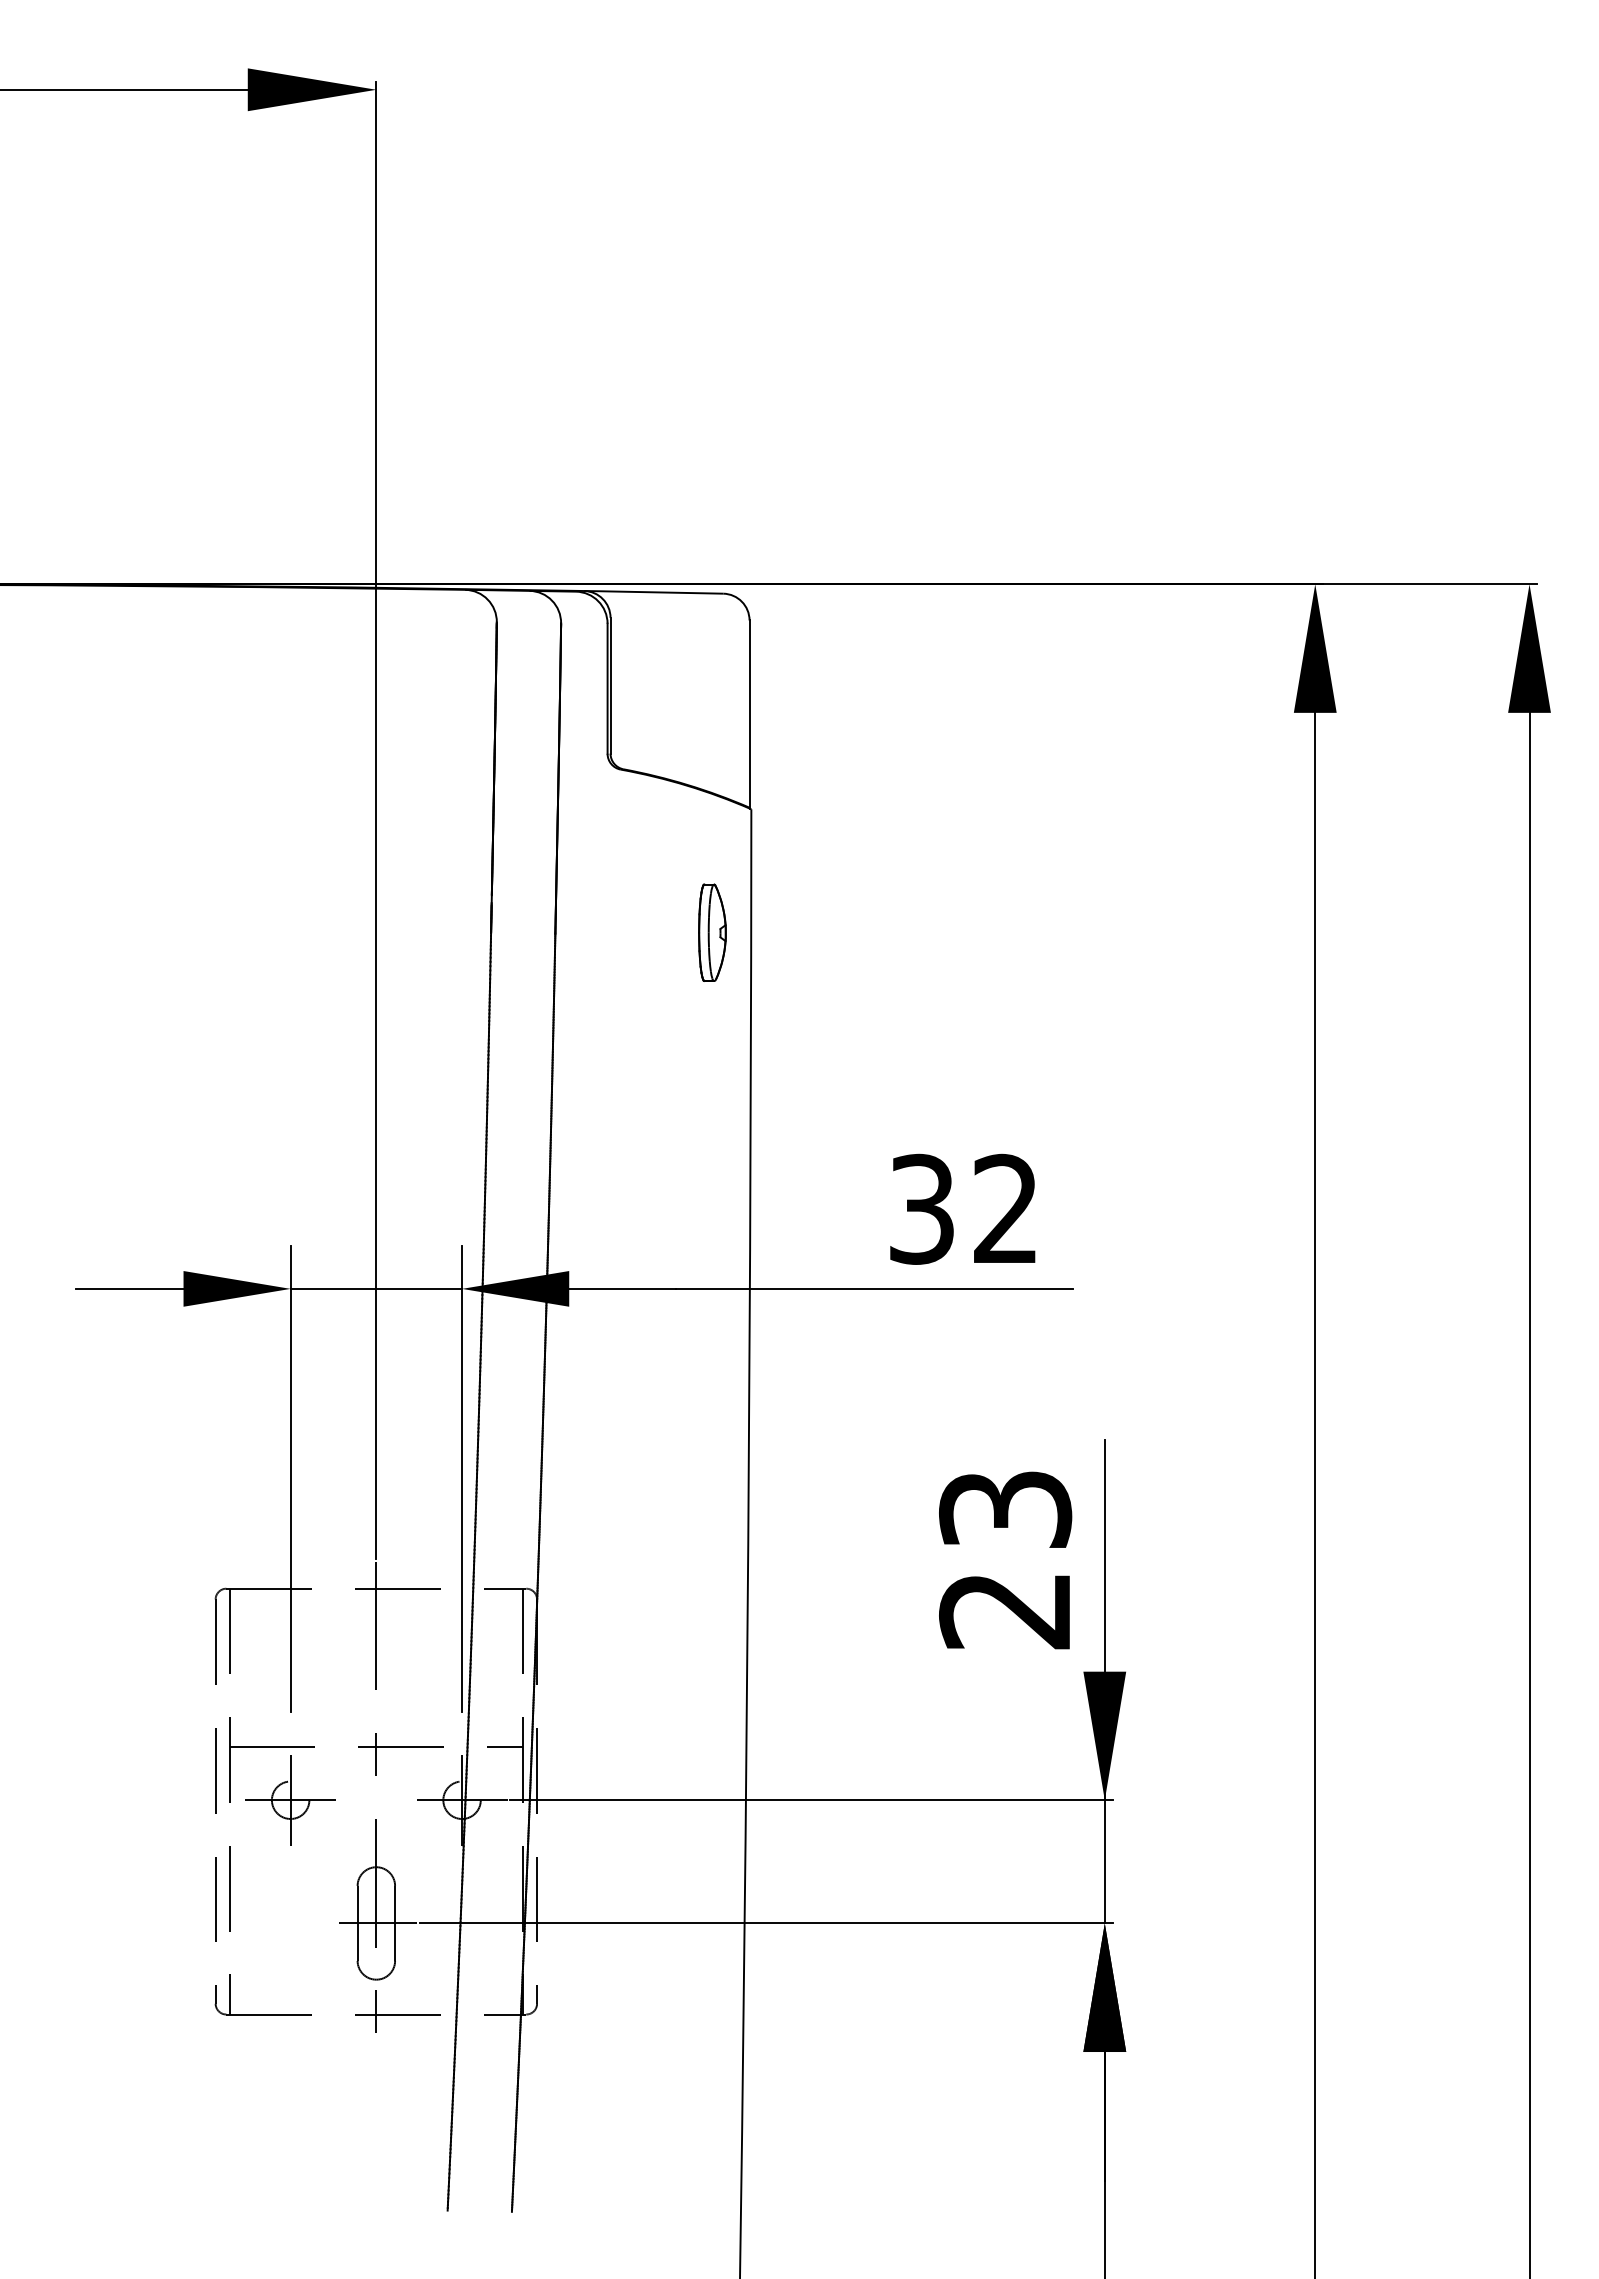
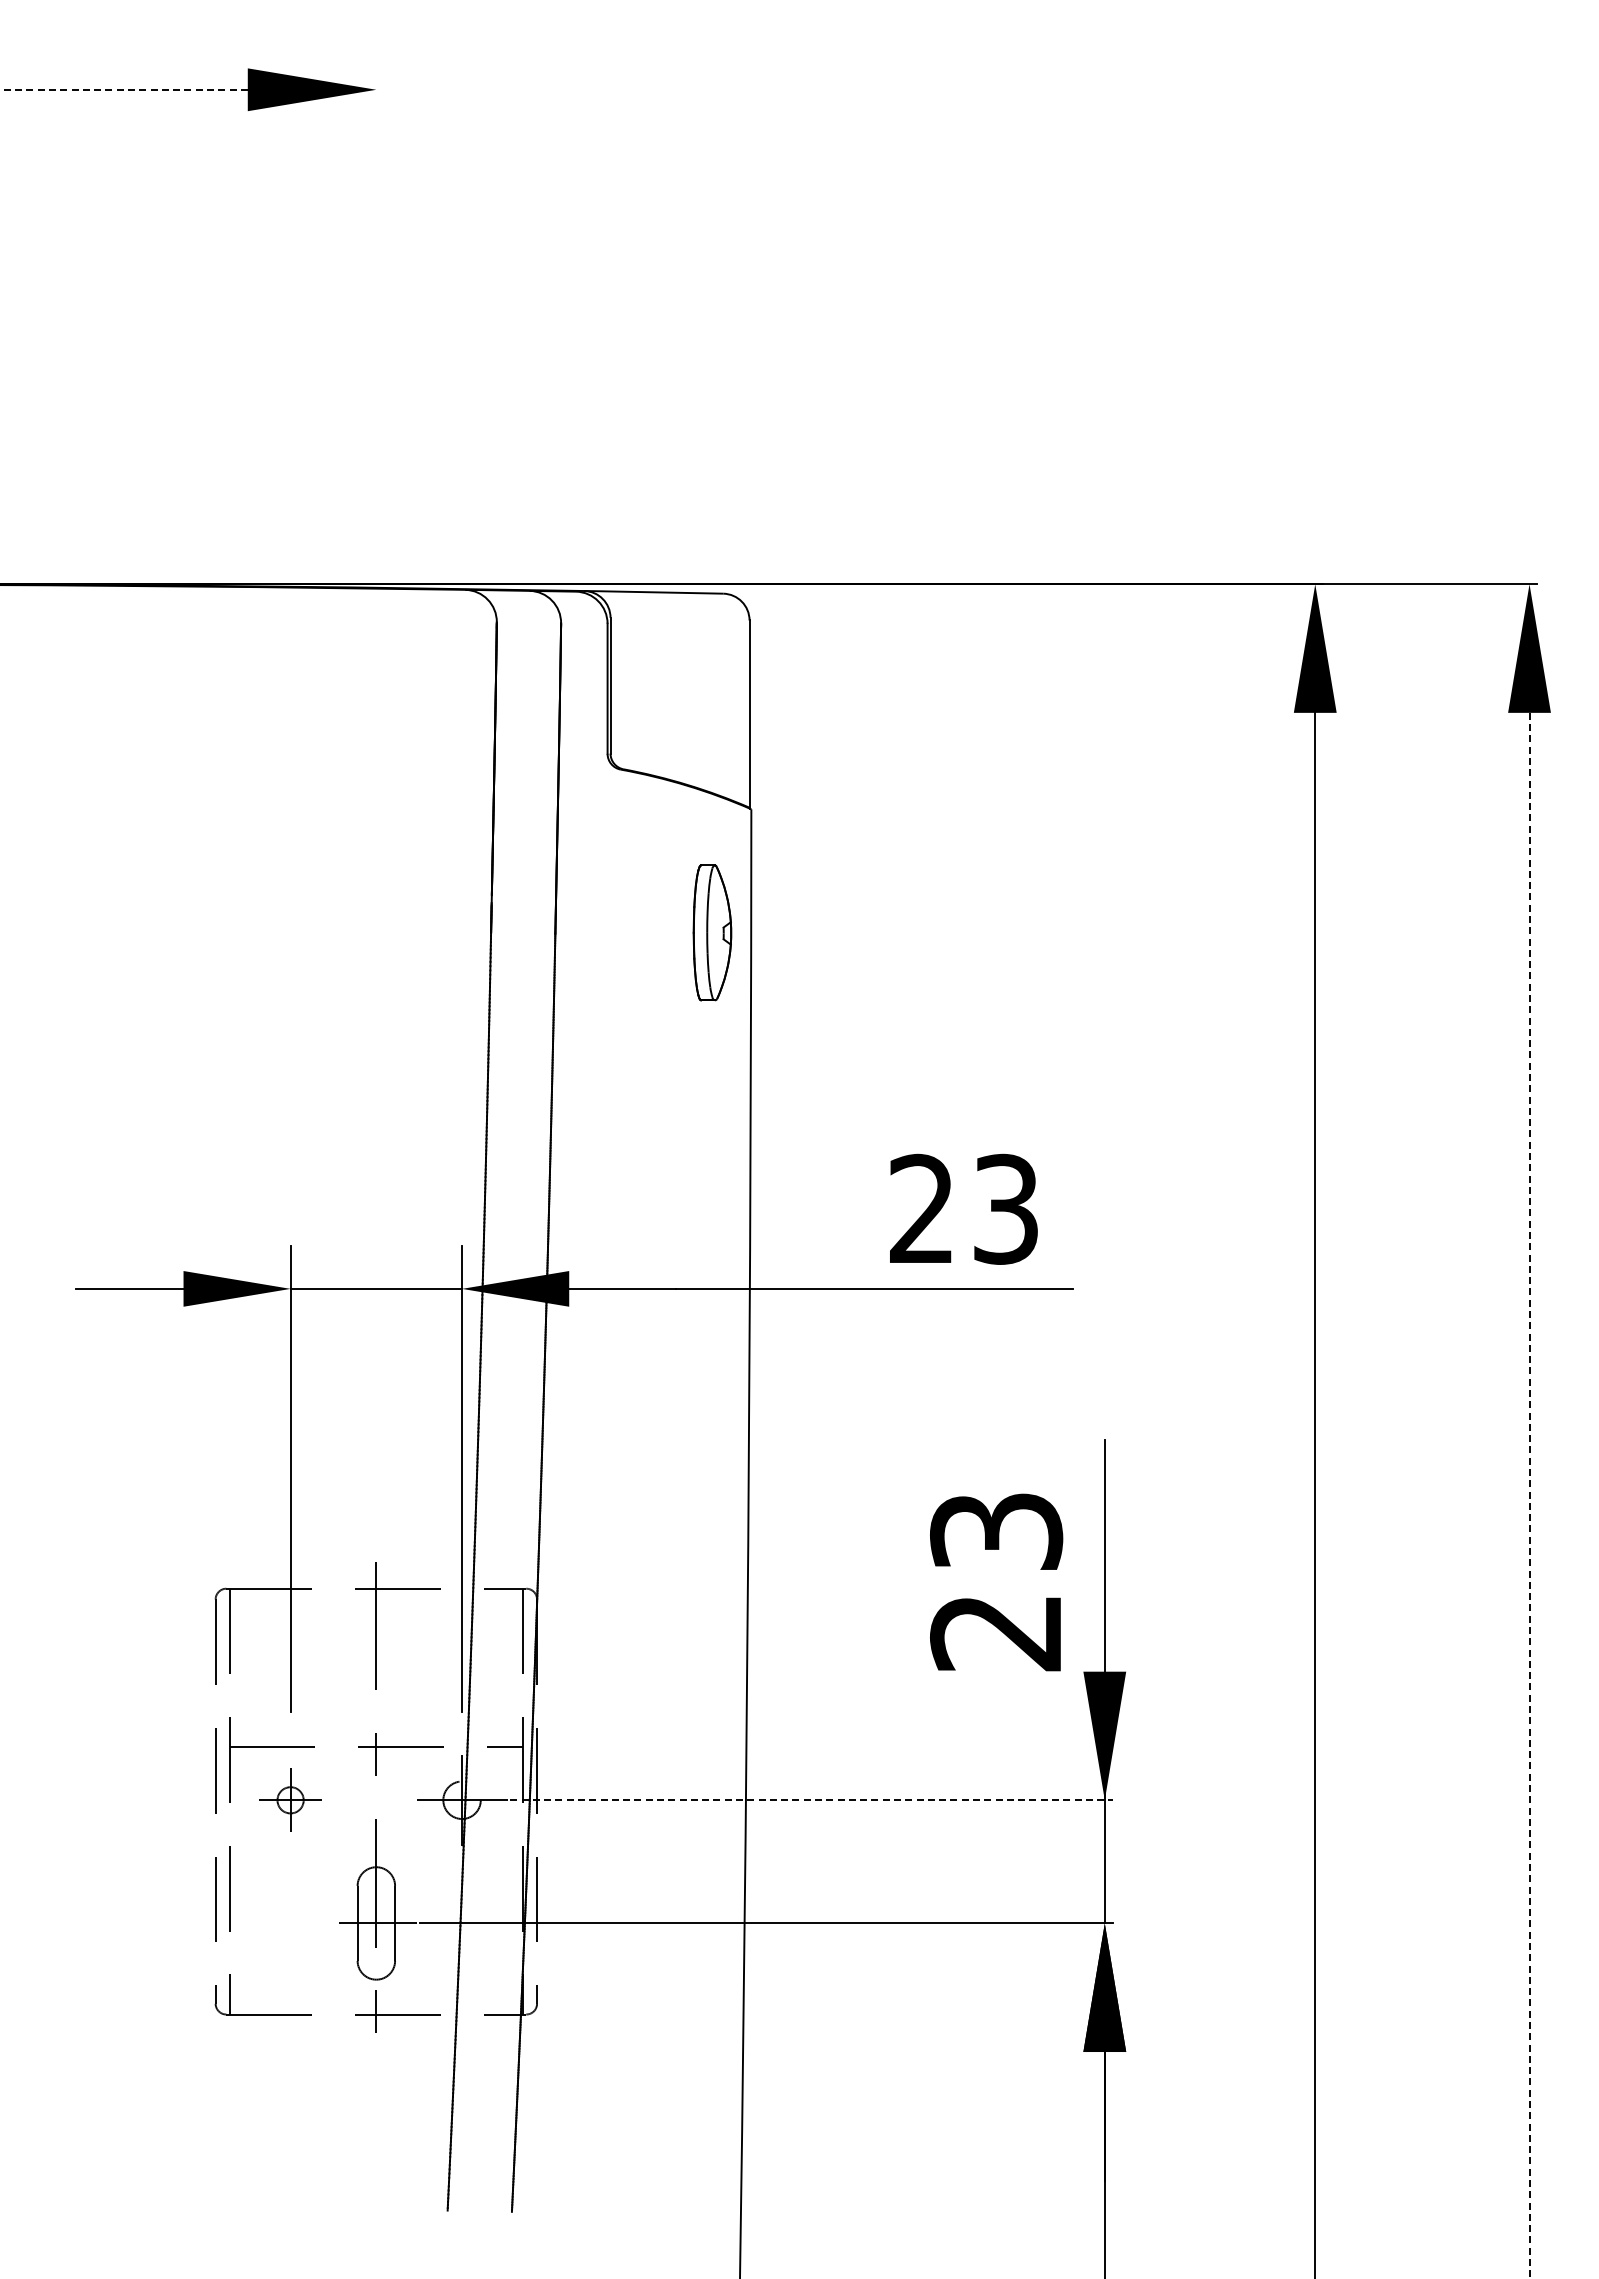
line: solid -> dashed (123, 89)
line: present -> none (376, 820)
part size: 29x99 px -> 41x138 px (712, 932)
text: 32 -> 23 (963, 1209)
line: solid -> dashed (1529, 1495)
text position: (1005, 1560) -> (996, 1582) (996, 1582)
part size: 91x91 px -> 63x64 px (290, 1799)
line: solid -> dashed (811, 1800)
